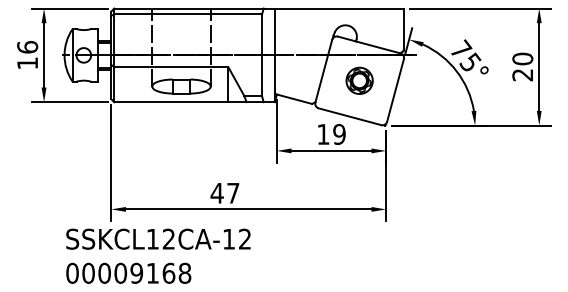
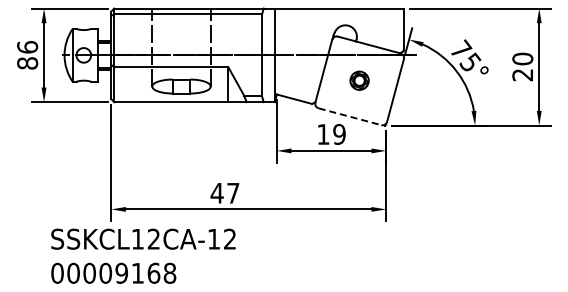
text: 16 -> 86 (27, 63)
part size: 29x29 px -> 21x21 px (359, 80)
line: solid -> dashed (350, 116)
text position: (158, 255) -> (143, 255) (143, 255)
